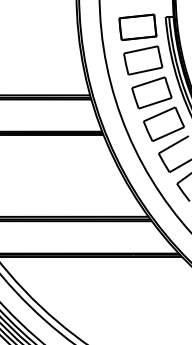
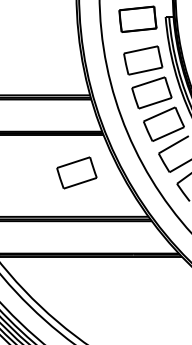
part position: (137, 26) -> (137, 18) (137, 18)
part: none -> present (76, 172)
